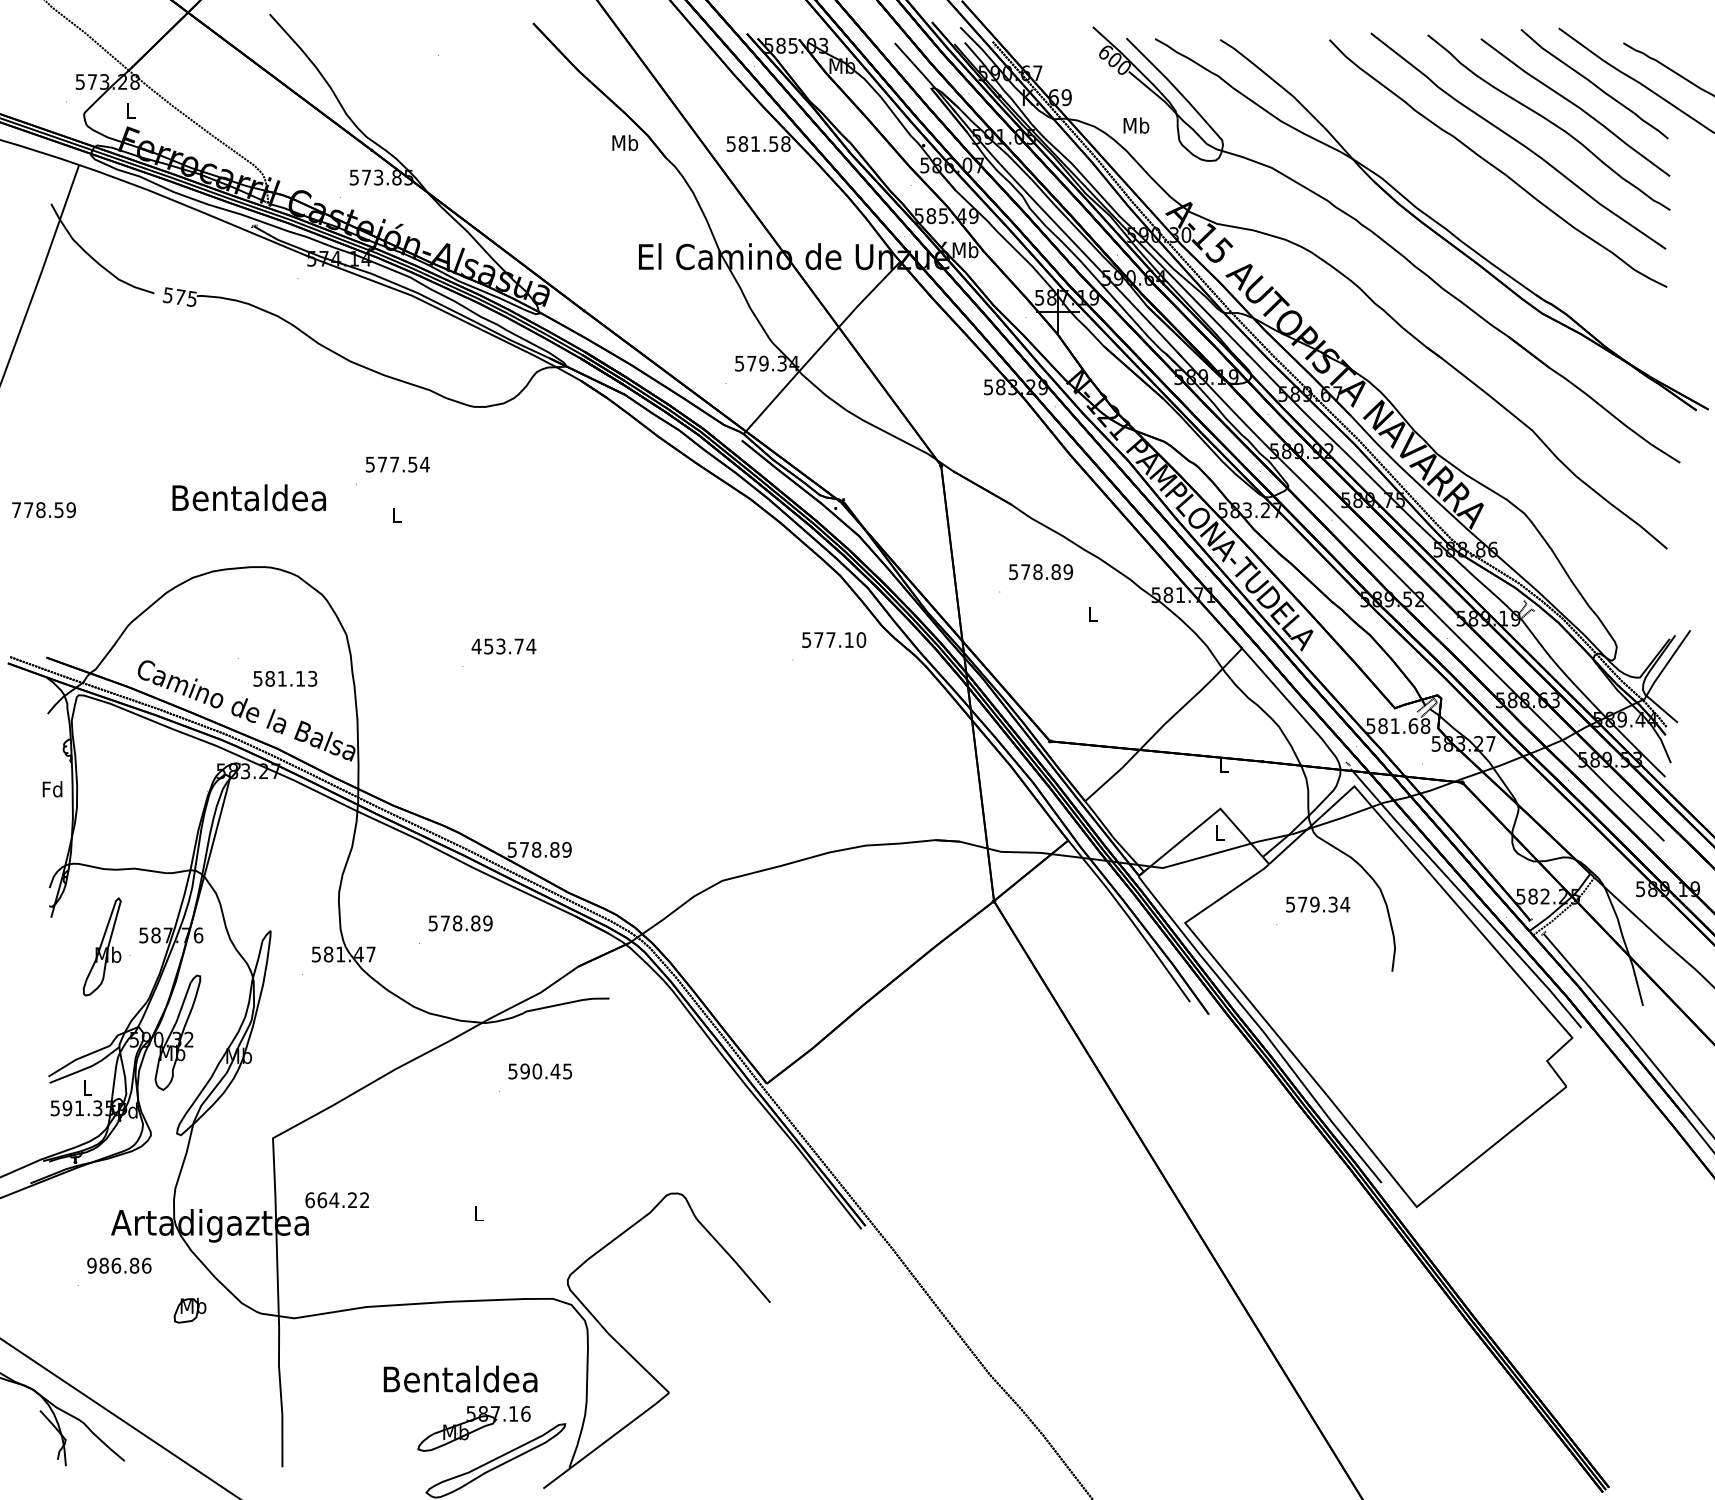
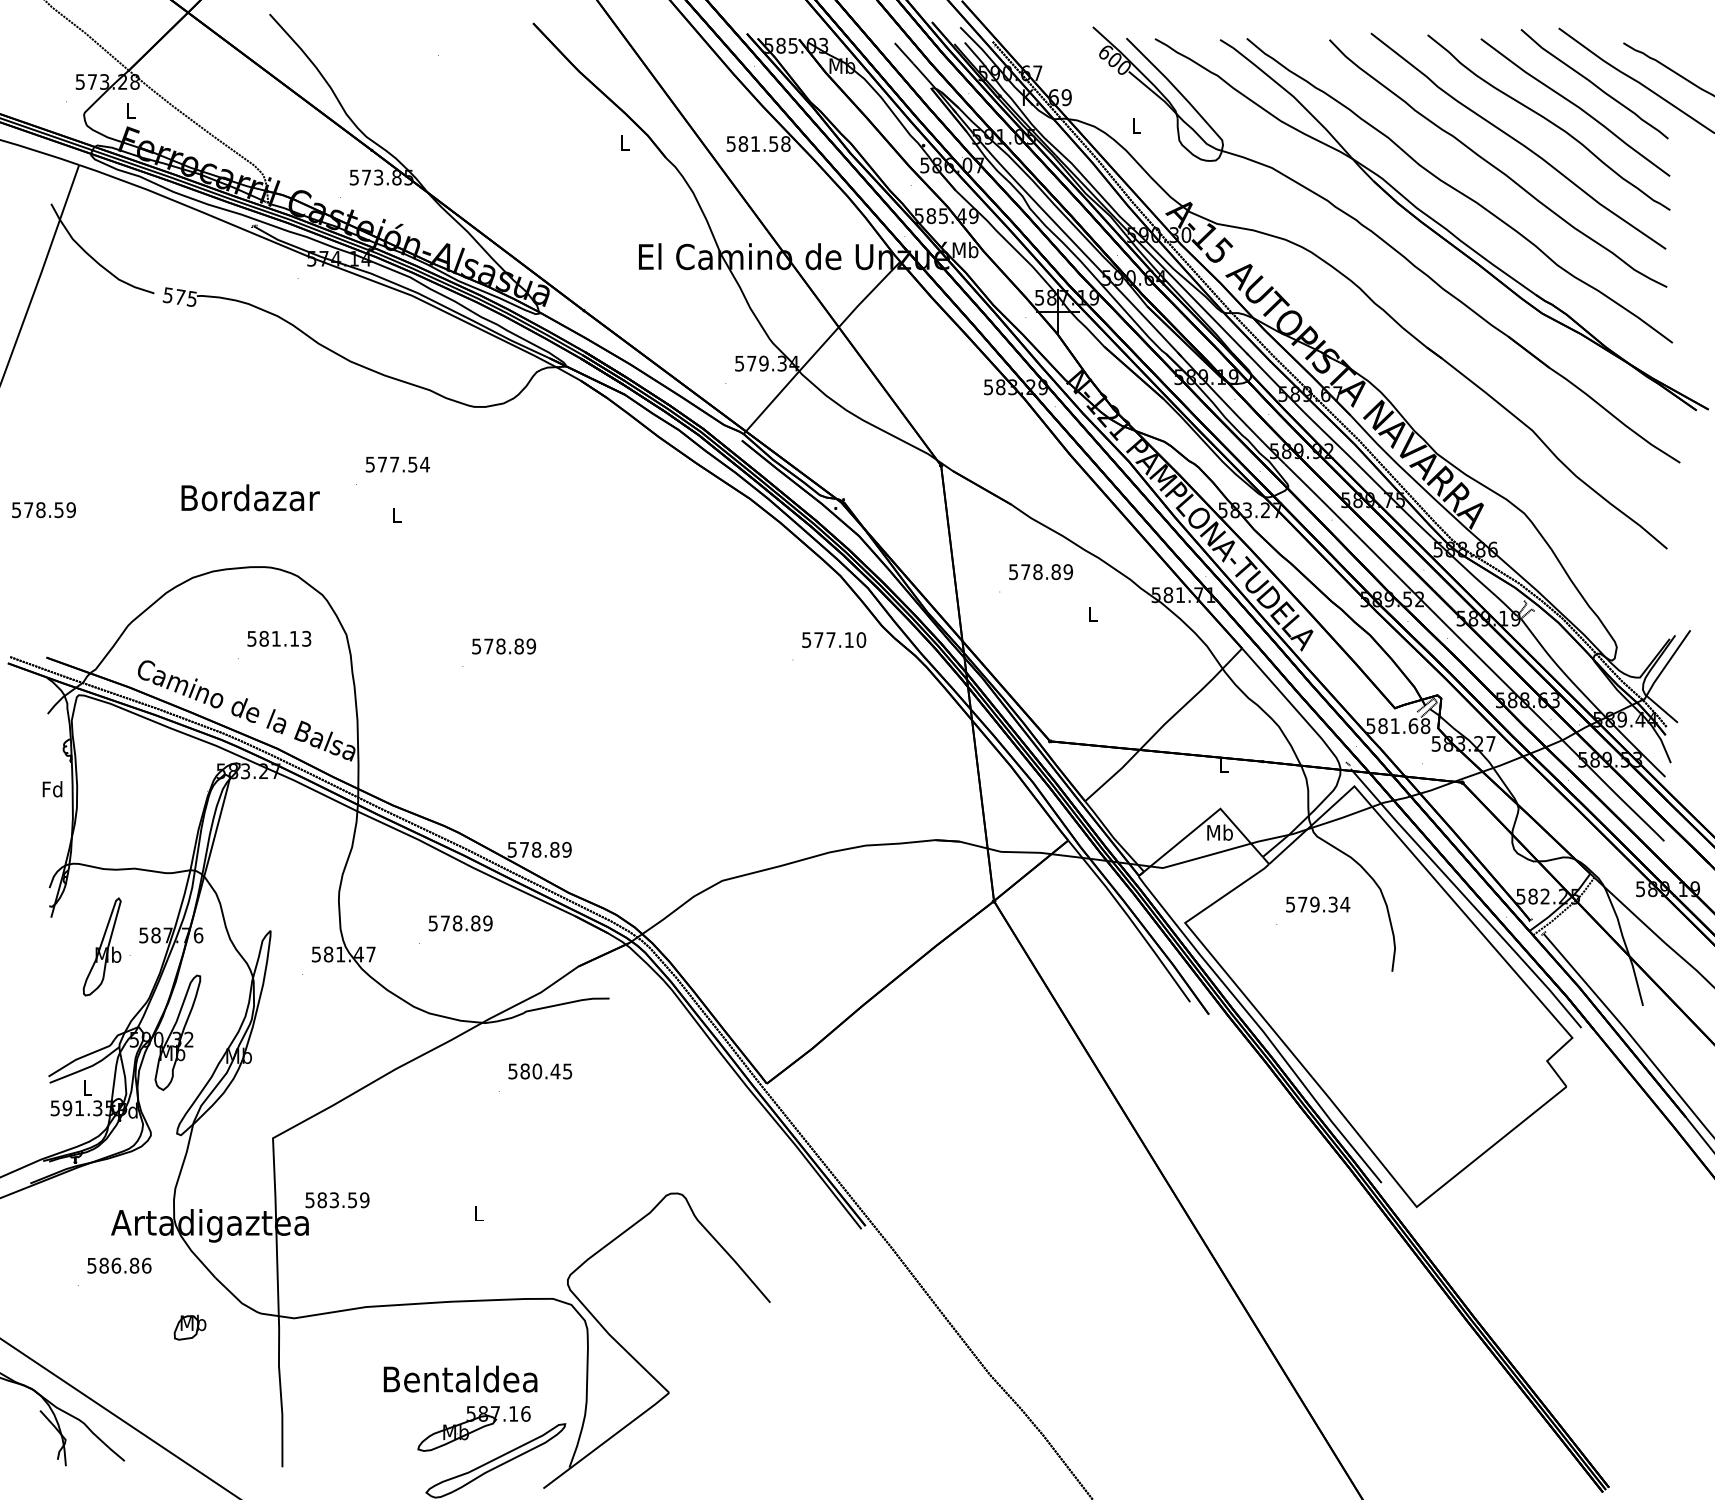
text: Mb -> L (1136, 125)
text: Mb -> L (625, 142)
curve: none -> present (1459, 190)
text: Bentaldea -> Bordazar (249, 497)
text: 778.59 -> 578.59 (16, 510)
text: 453.74 -> 578.89 (503, 646)
text position: (285, 678) -> (279, 638) (279, 638)
text: L -> Mb (1219, 832)
text: 590.45 -> 580.45 (524, 1071)
text: 664.22 -> 583.59 (337, 1200)
text: 986.86 -> 586.86 (91, 1265)
part position: (189, 1310) -> (189, 1327) (189, 1327)
